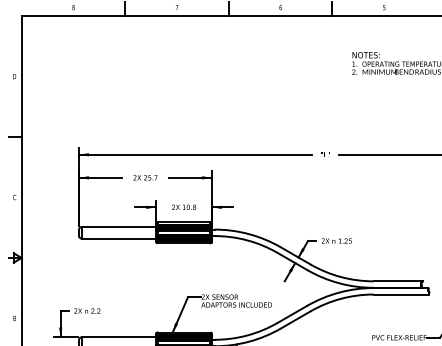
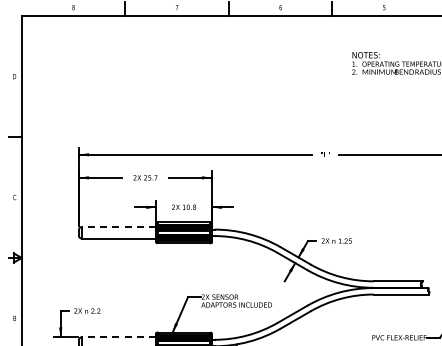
line: solid -> dashed (118, 227)
line: solid -> dashed (118, 337)
